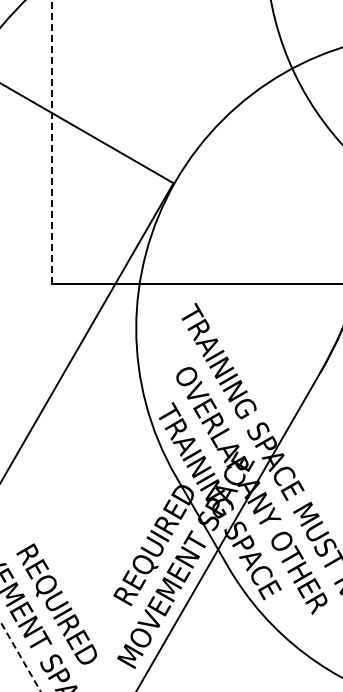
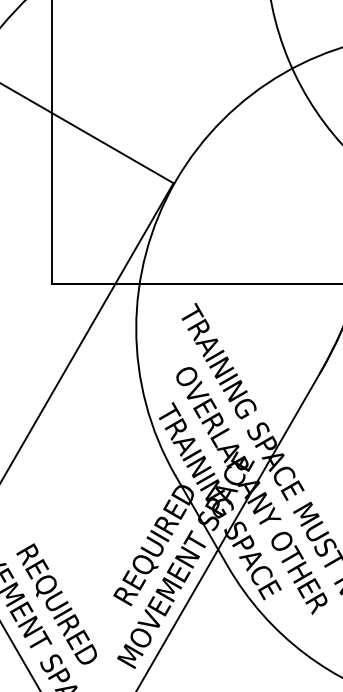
line: dashed -> solid (51, 142)
line: dashed -> solid (20, 656)
